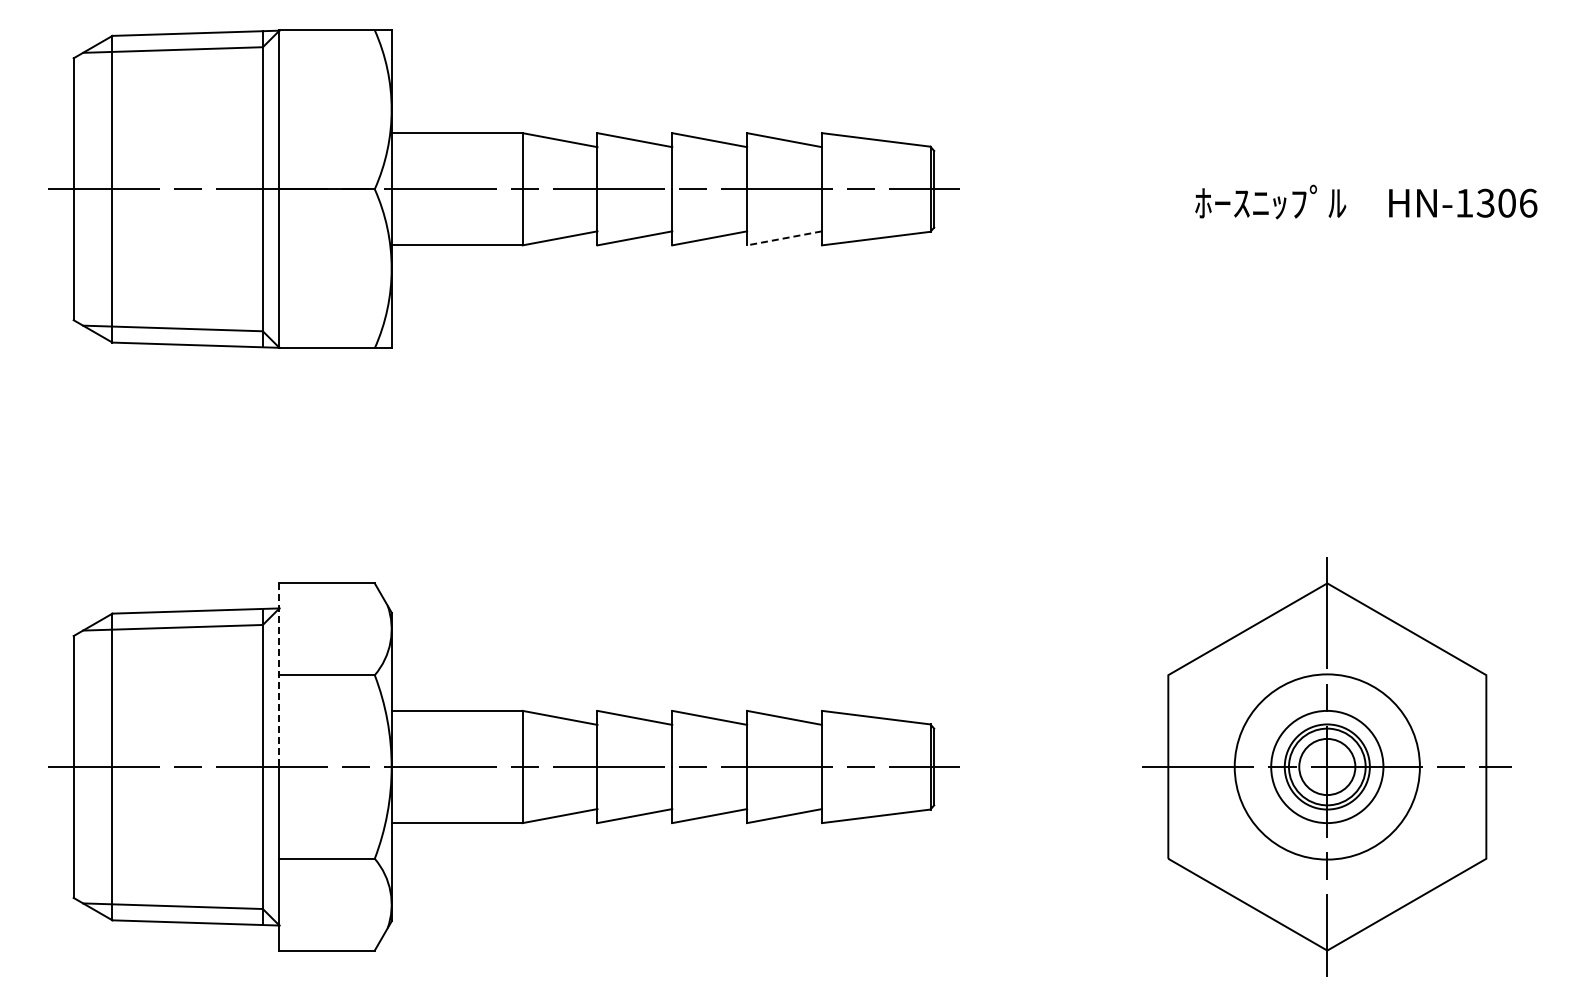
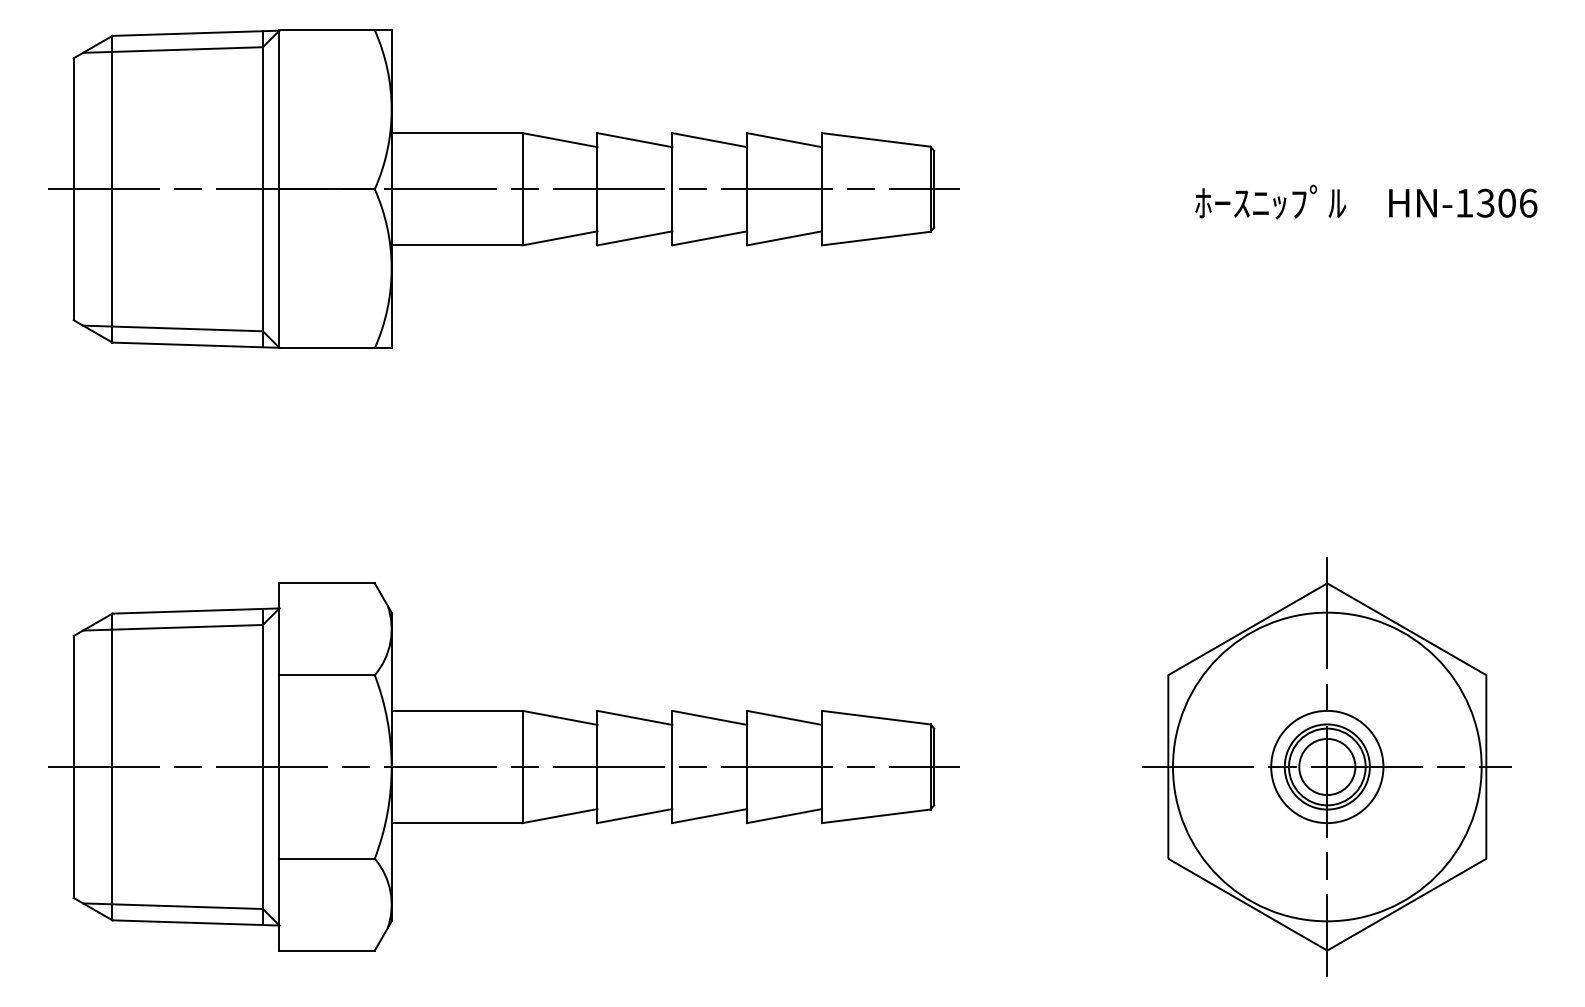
line: dashed -> solid (784, 238)
line: dashed -> solid (279, 675)
circle diameter: 185 px -> 309 px (1326, 766)
